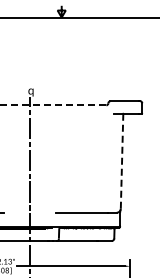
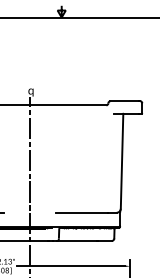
line: dashed -> solid (53, 105)
line: dashed -> solid (122, 160)
